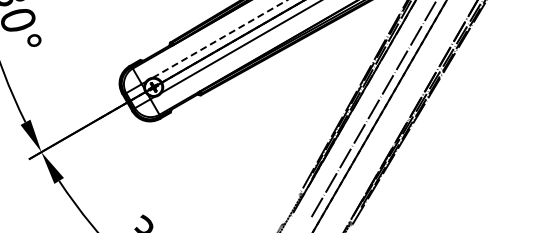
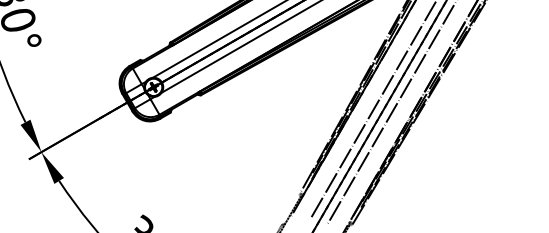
line: dashed -> solid (220, 38)
line: none -> present (390, 113)
